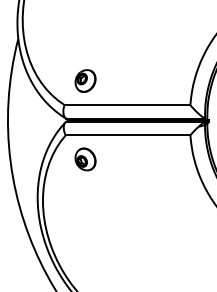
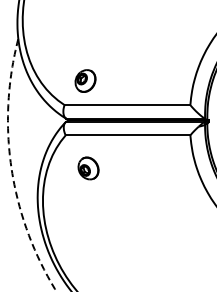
part position: (85, 159) -> (88, 168) (88, 168)
arc: solid -> dashed (11, 169)
